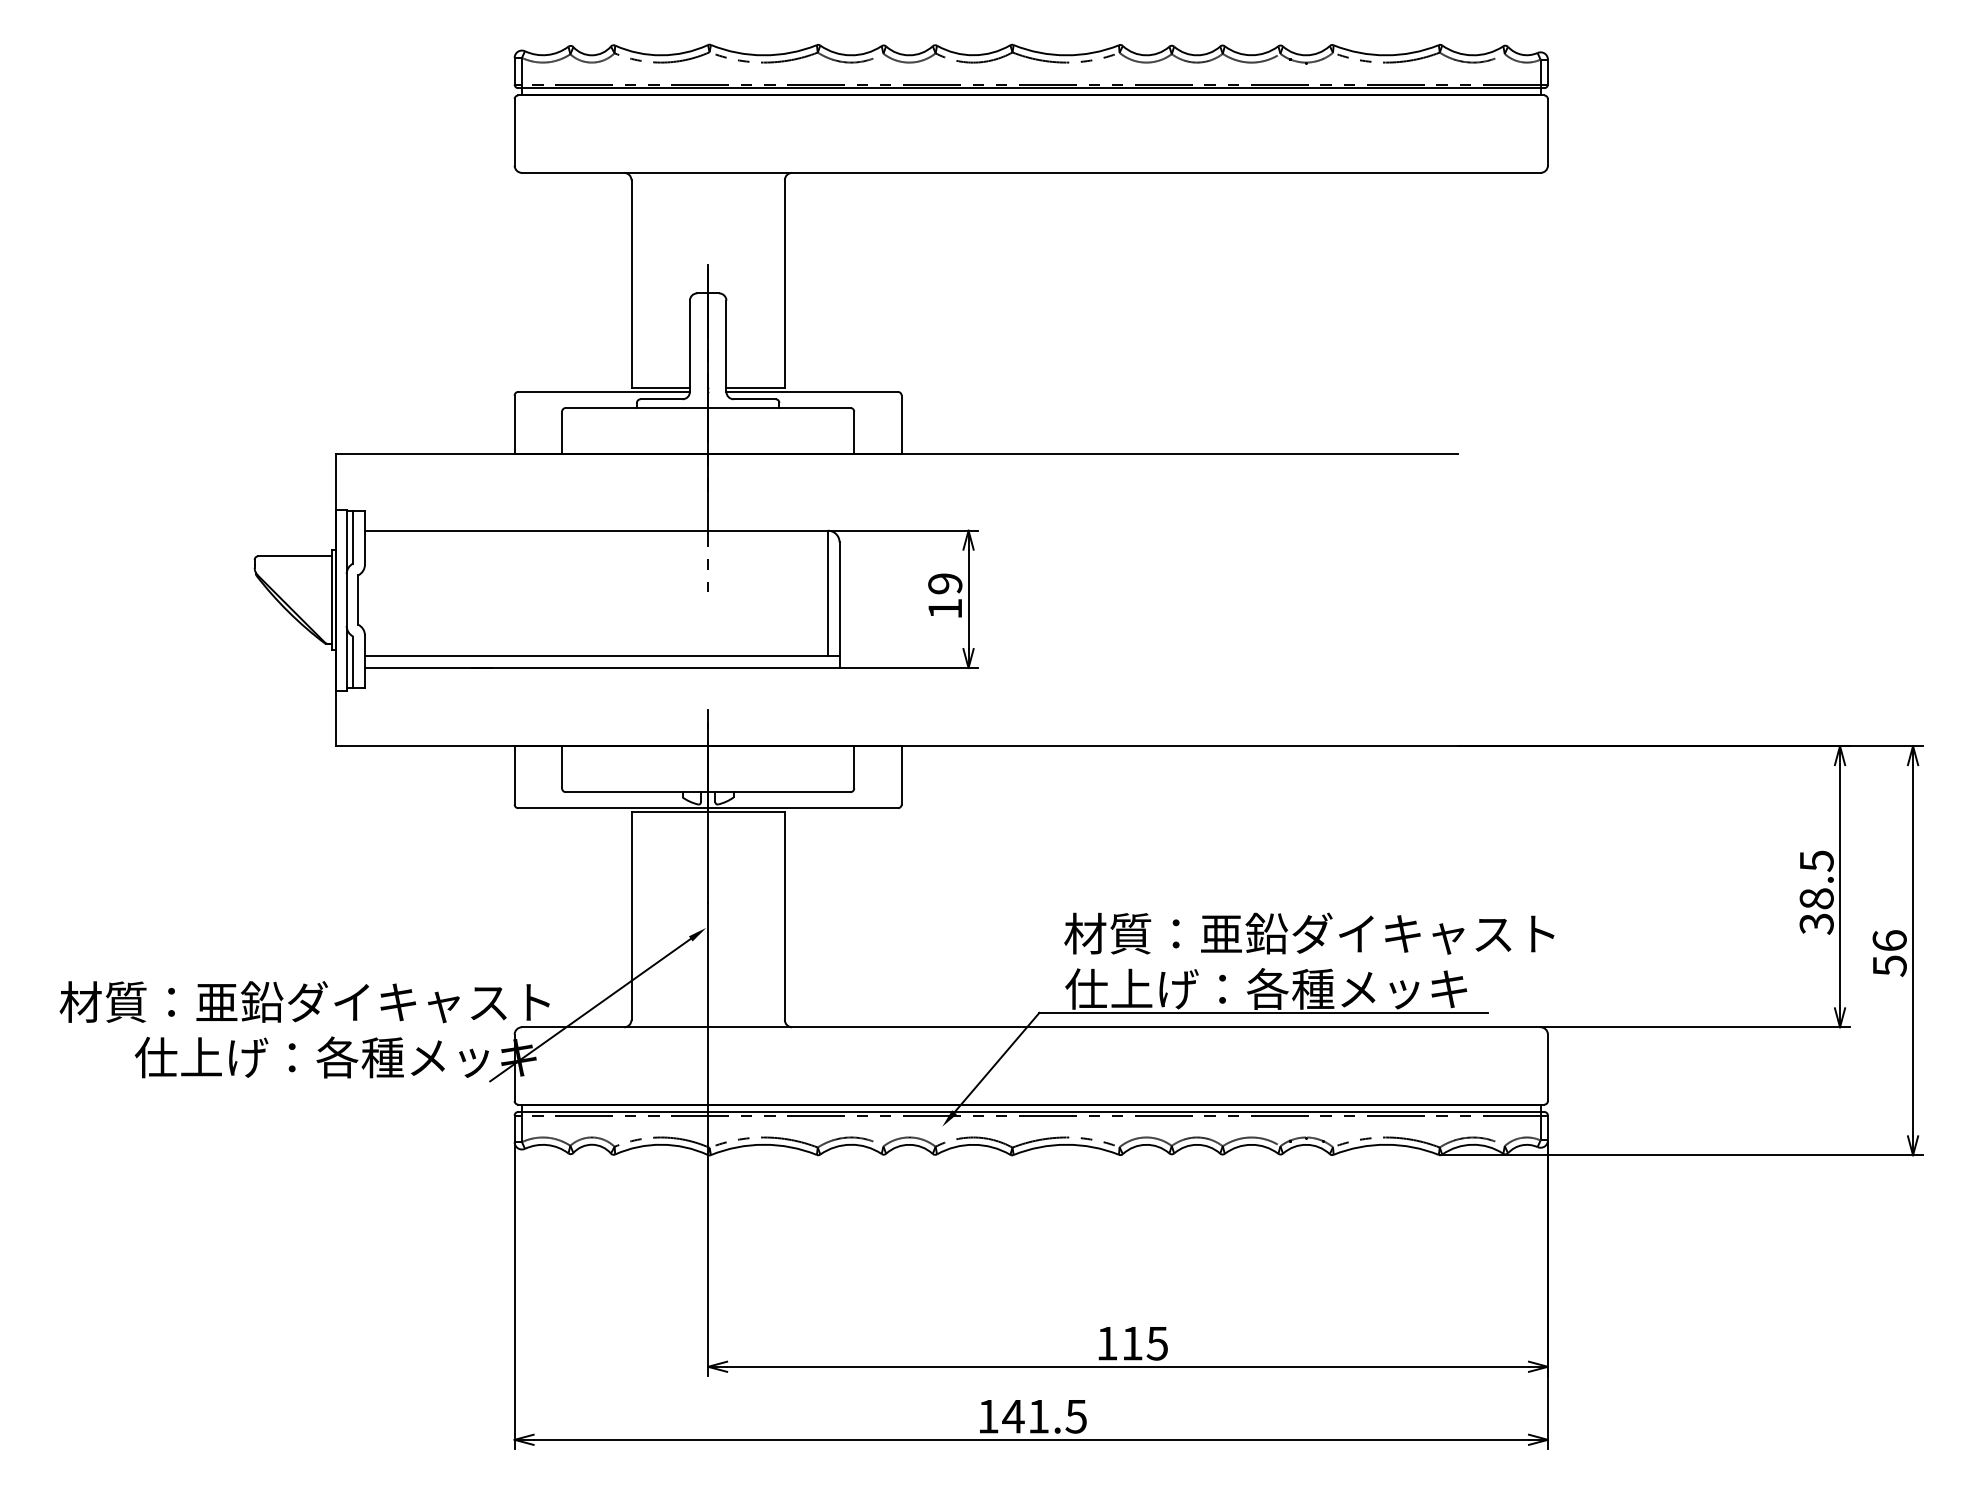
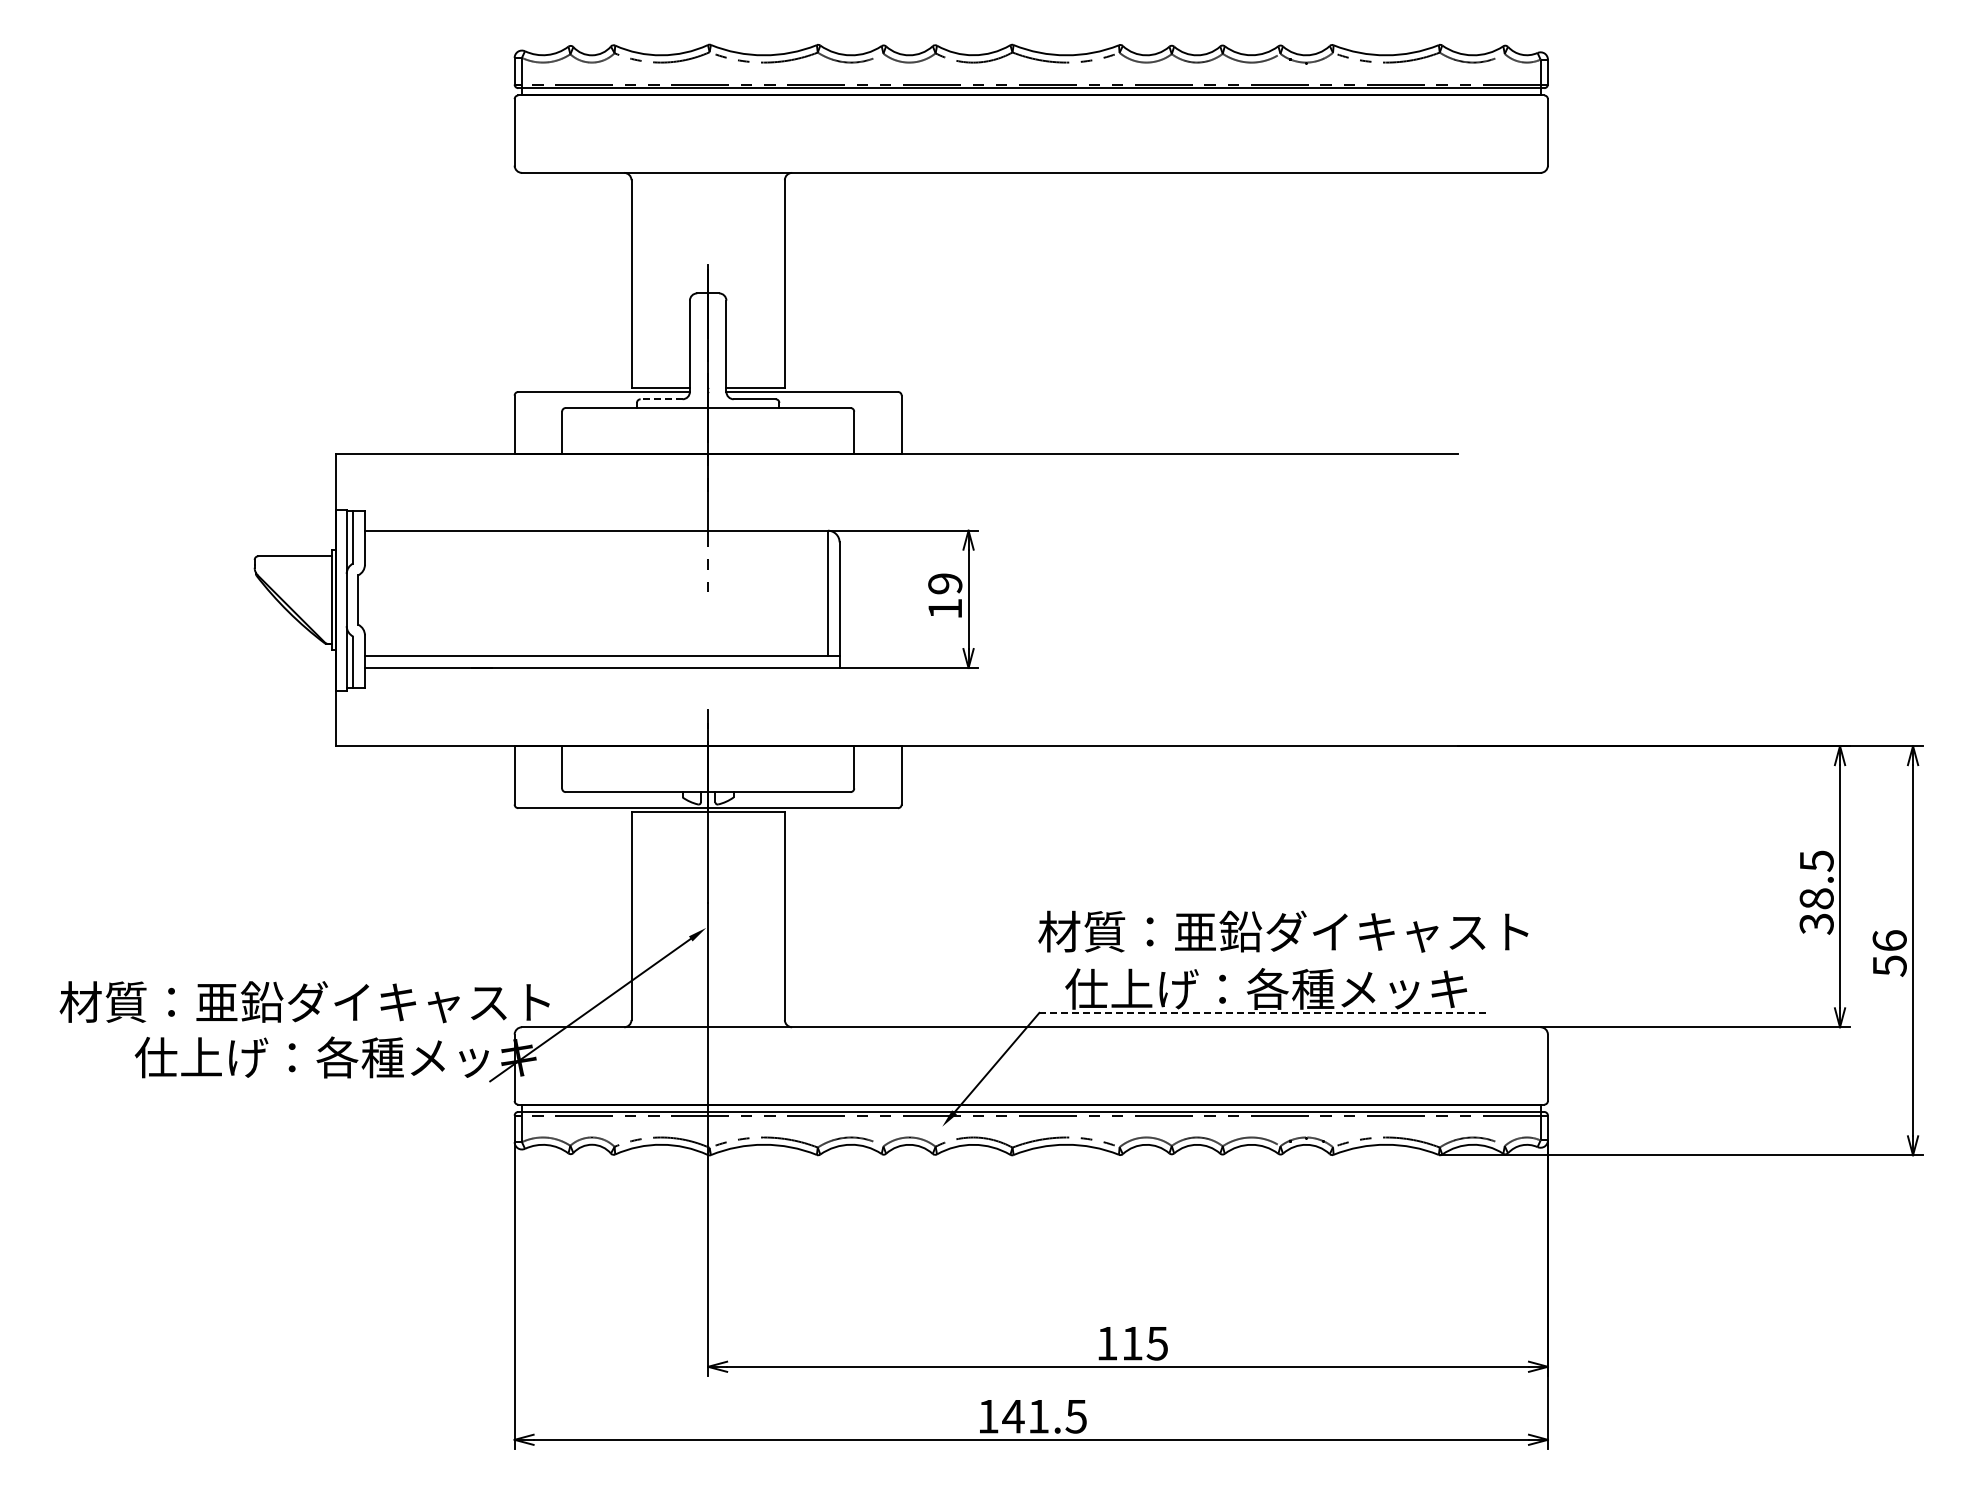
line: solid -> dashed (661, 399)
text position: (1309, 933) -> (1283, 931) (1283, 931)
line: solid -> dashed (1264, 1012)
